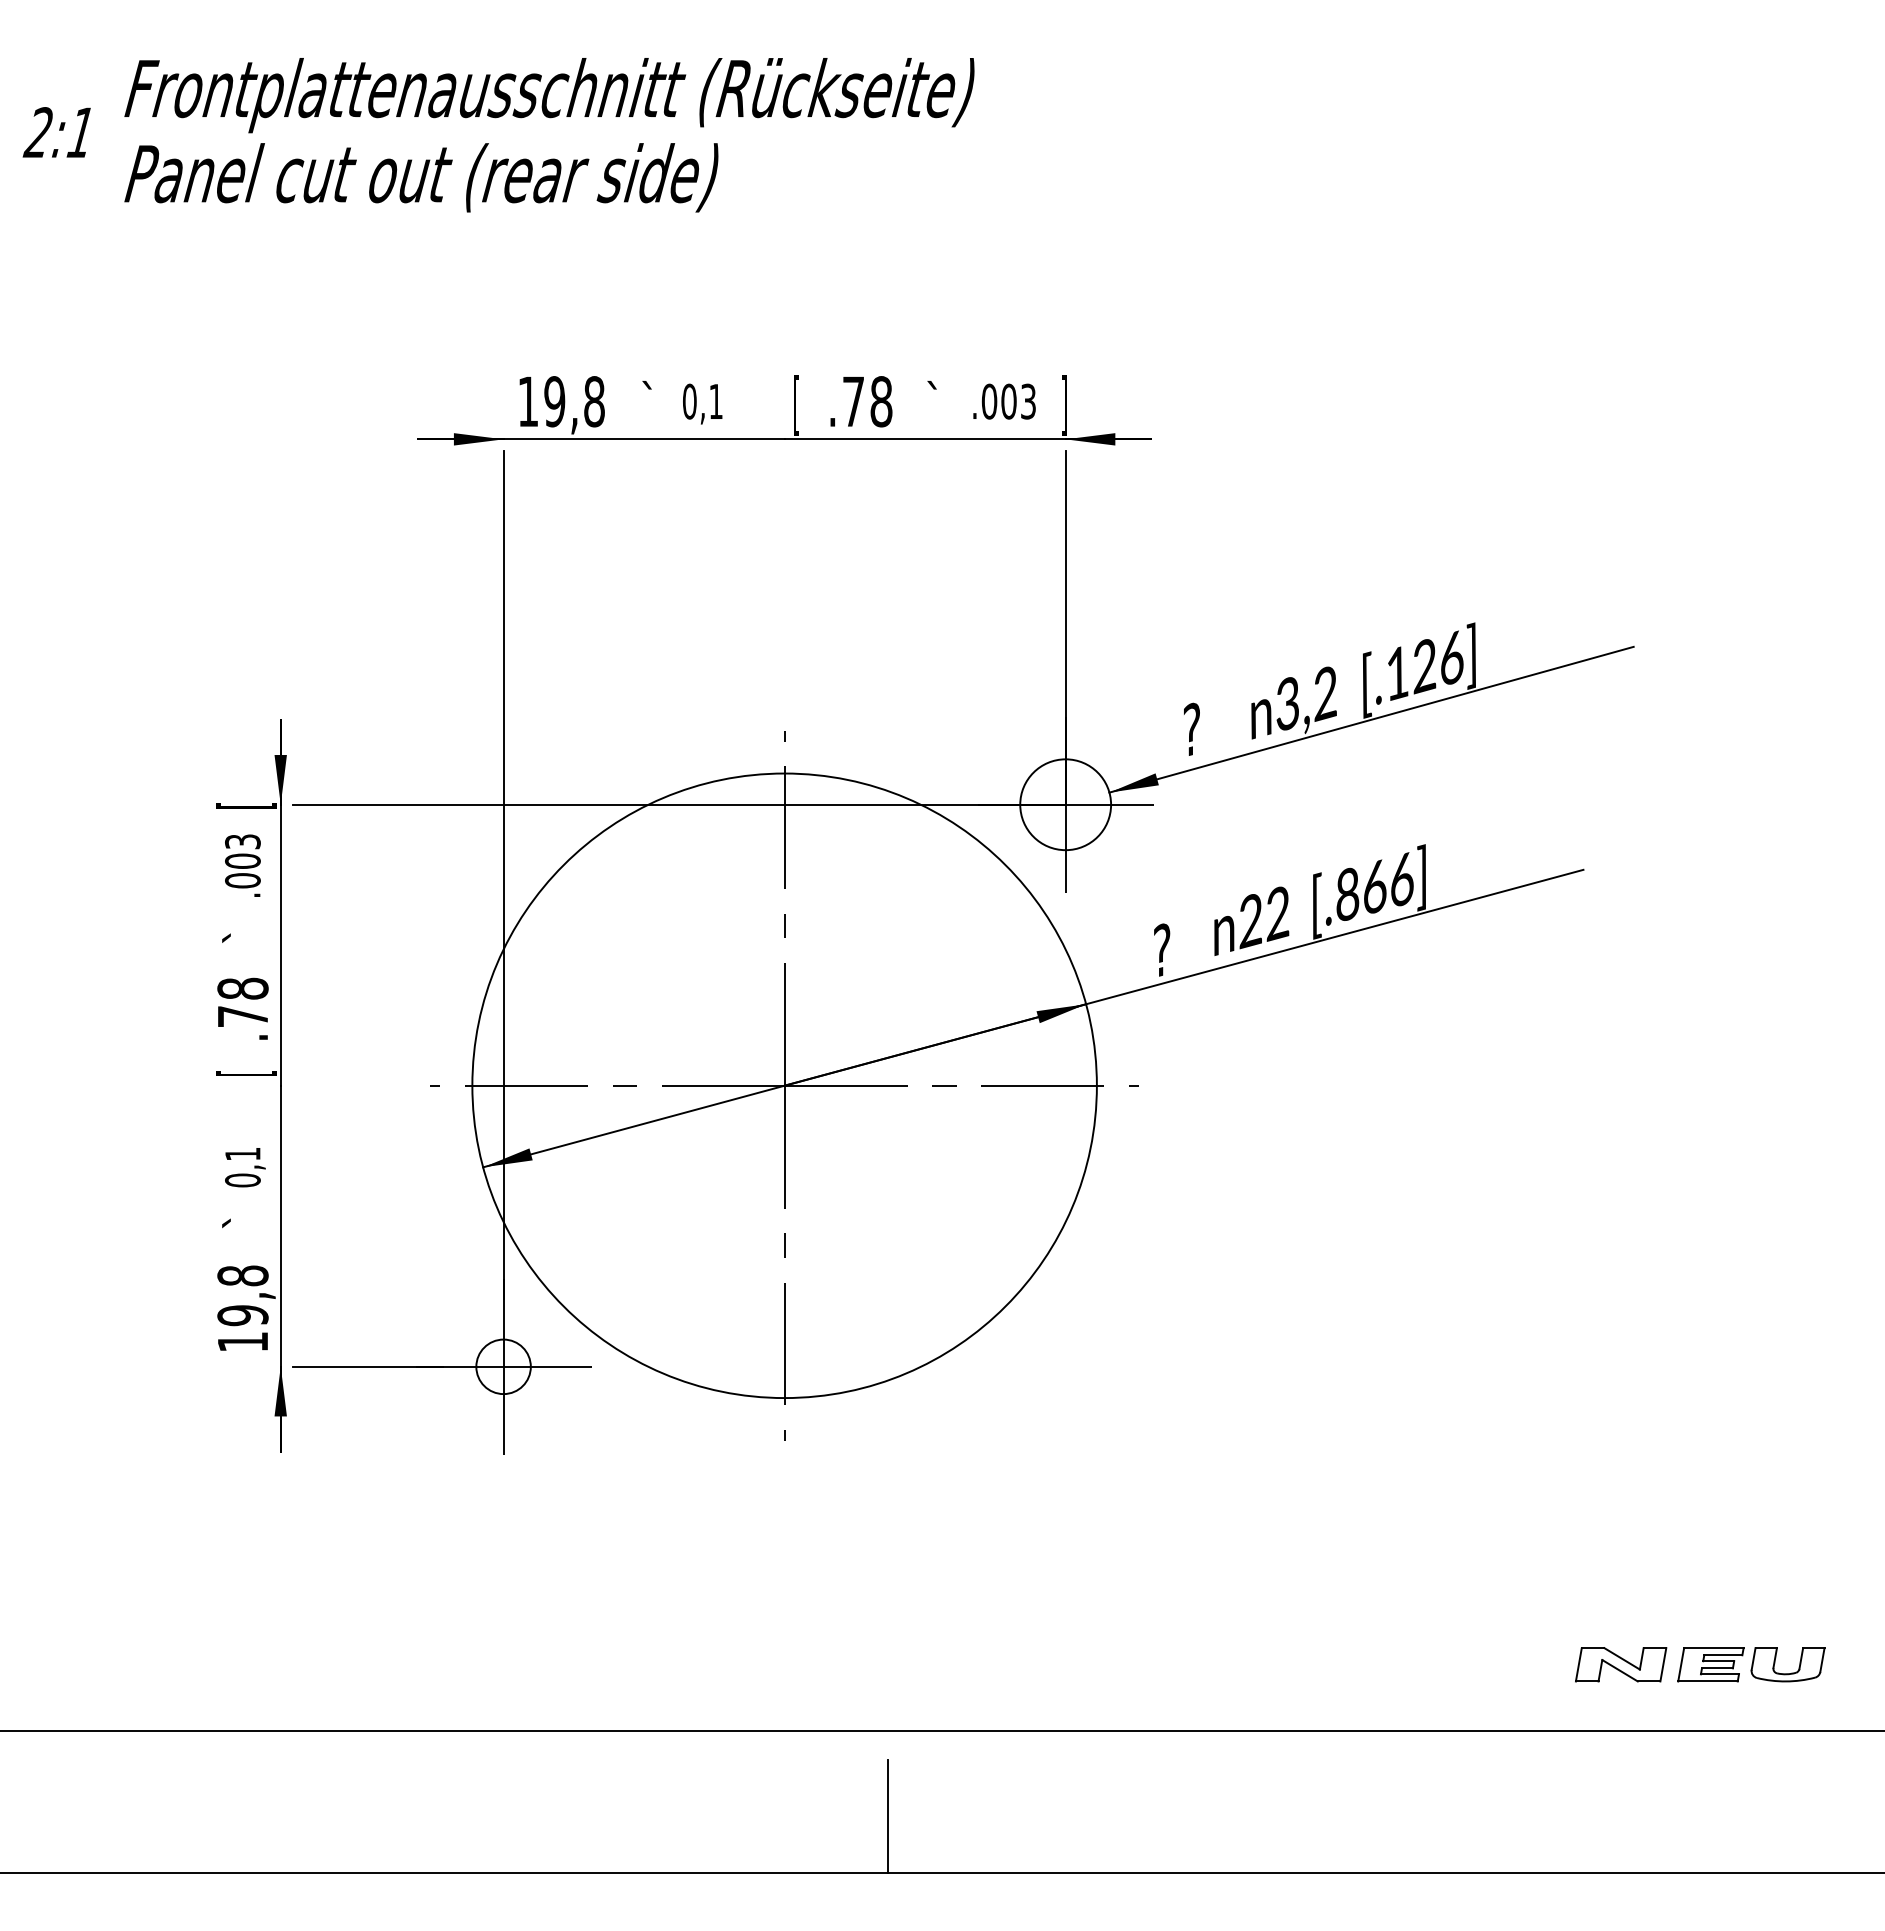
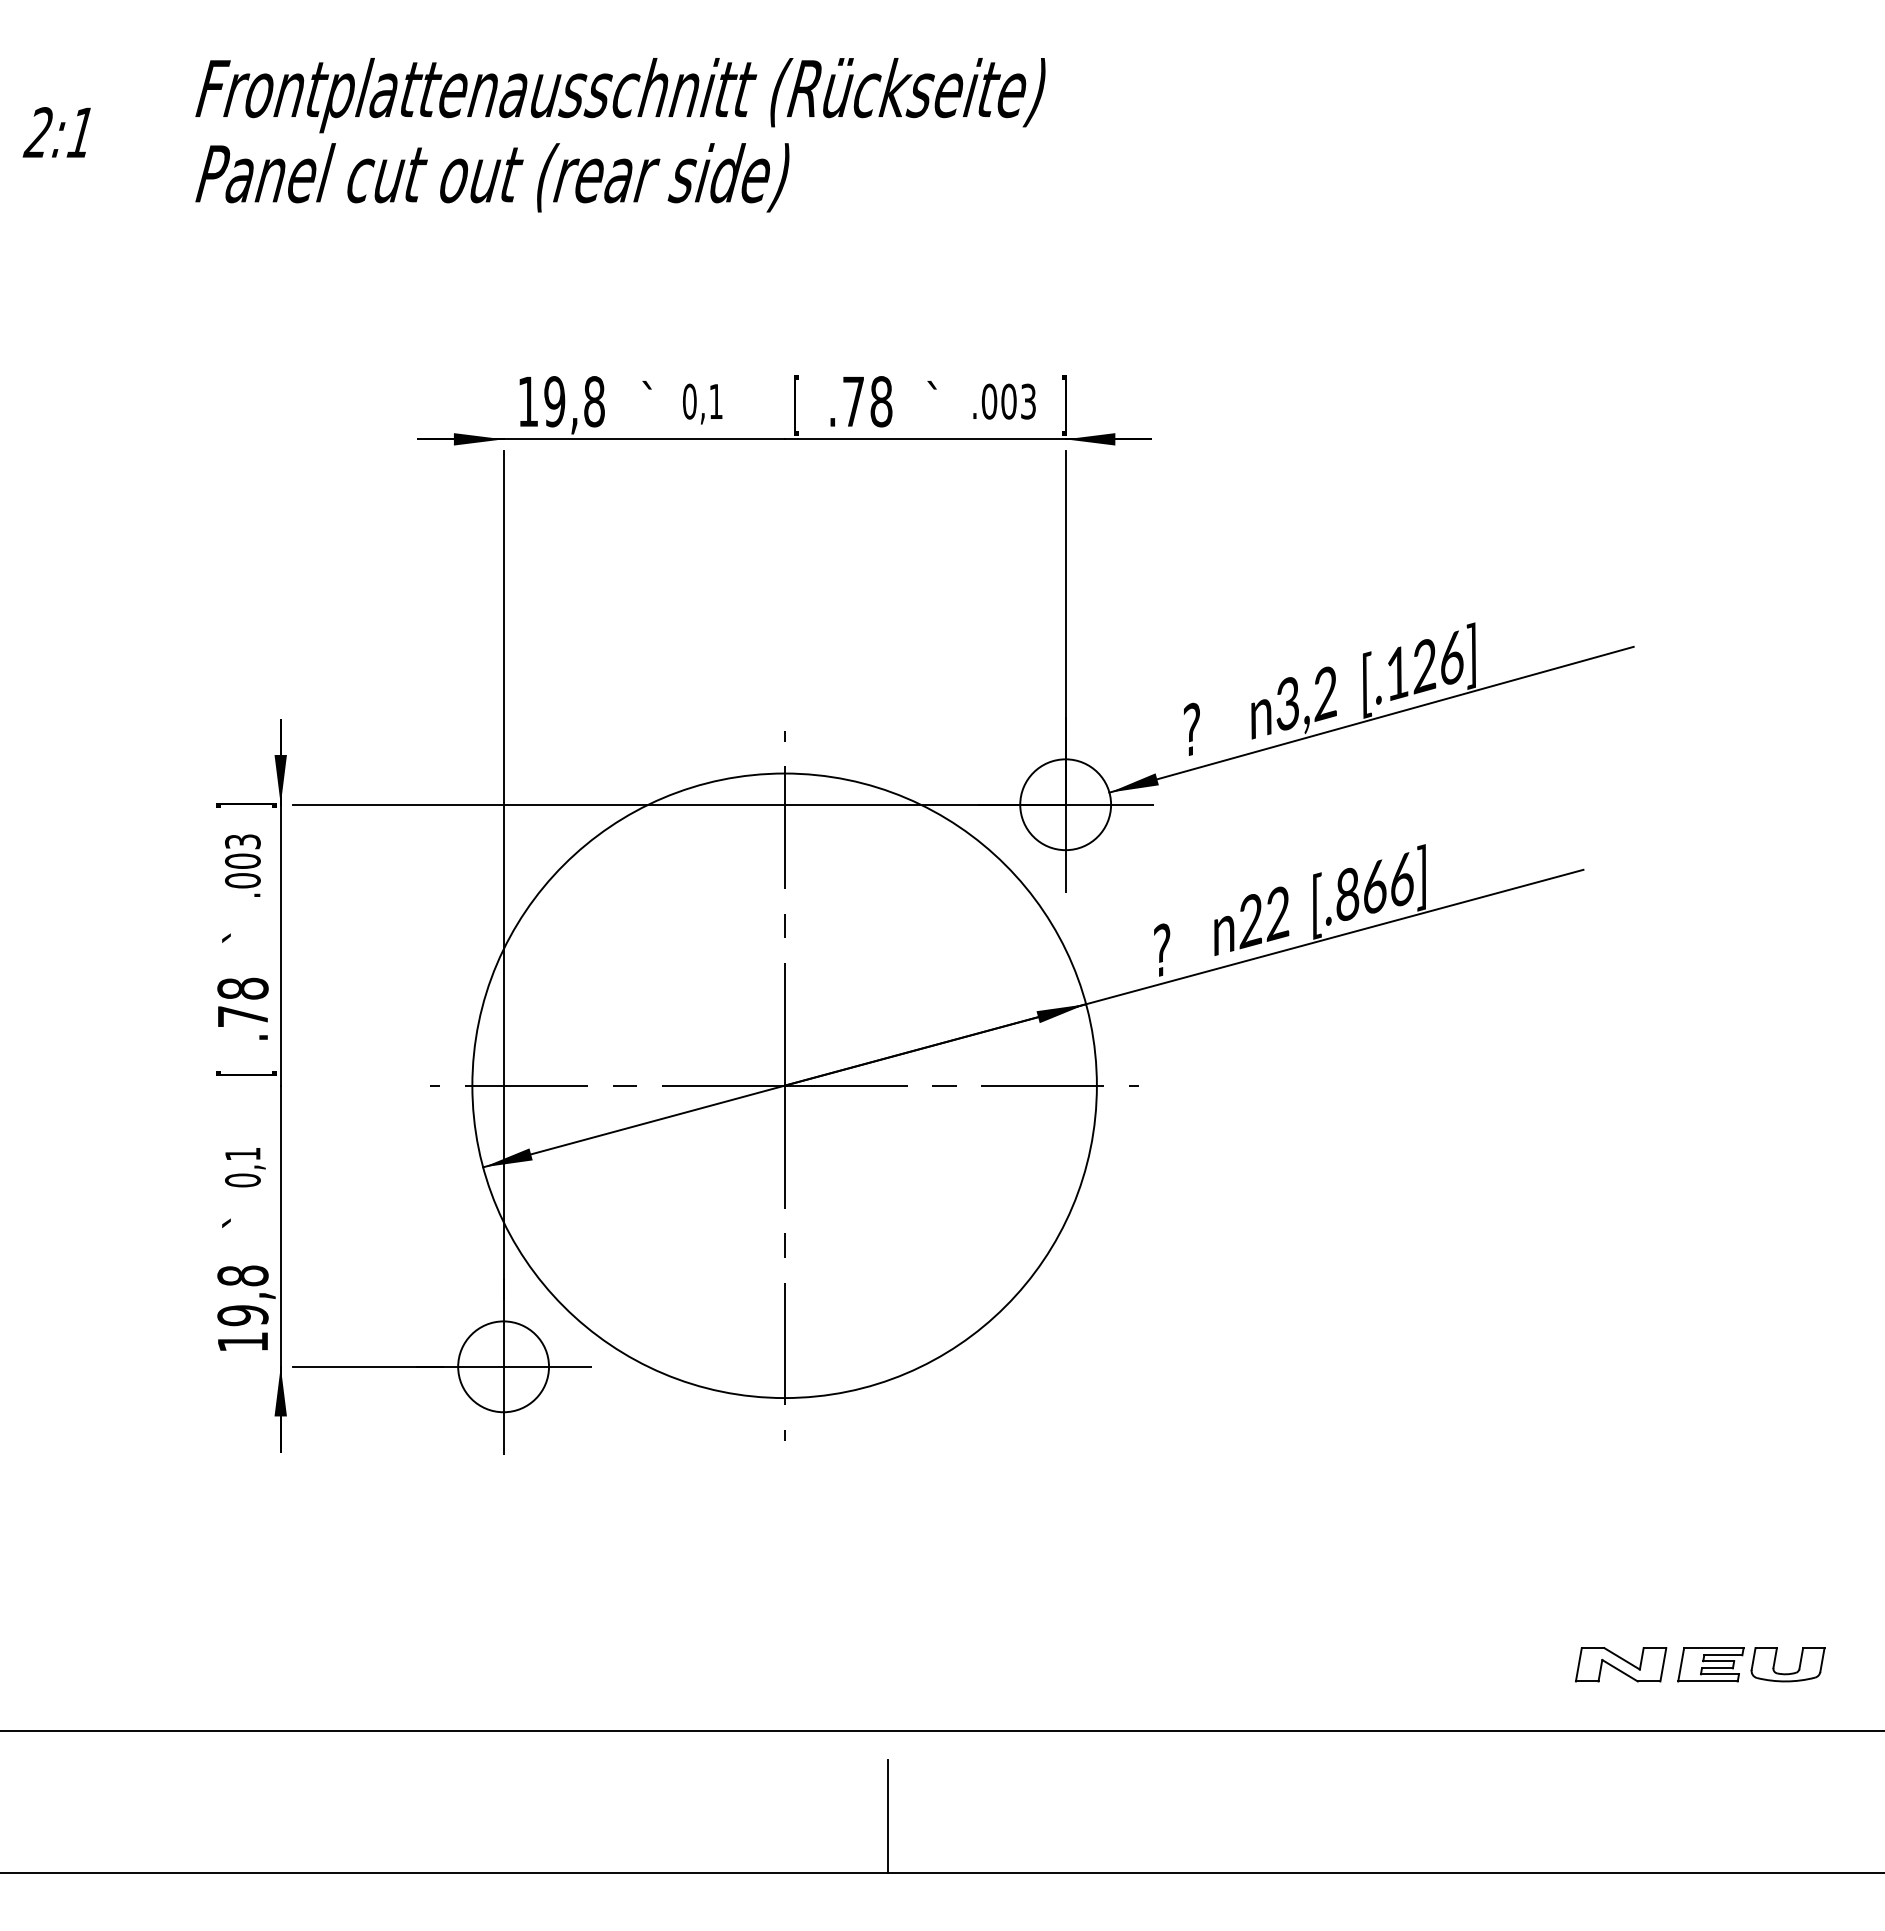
text position: (549, 135) -> (620, 135) (620, 135)
text: [ -> ] (246, 805)
circle diameter: 55 px -> 91 px (503, 1366)
